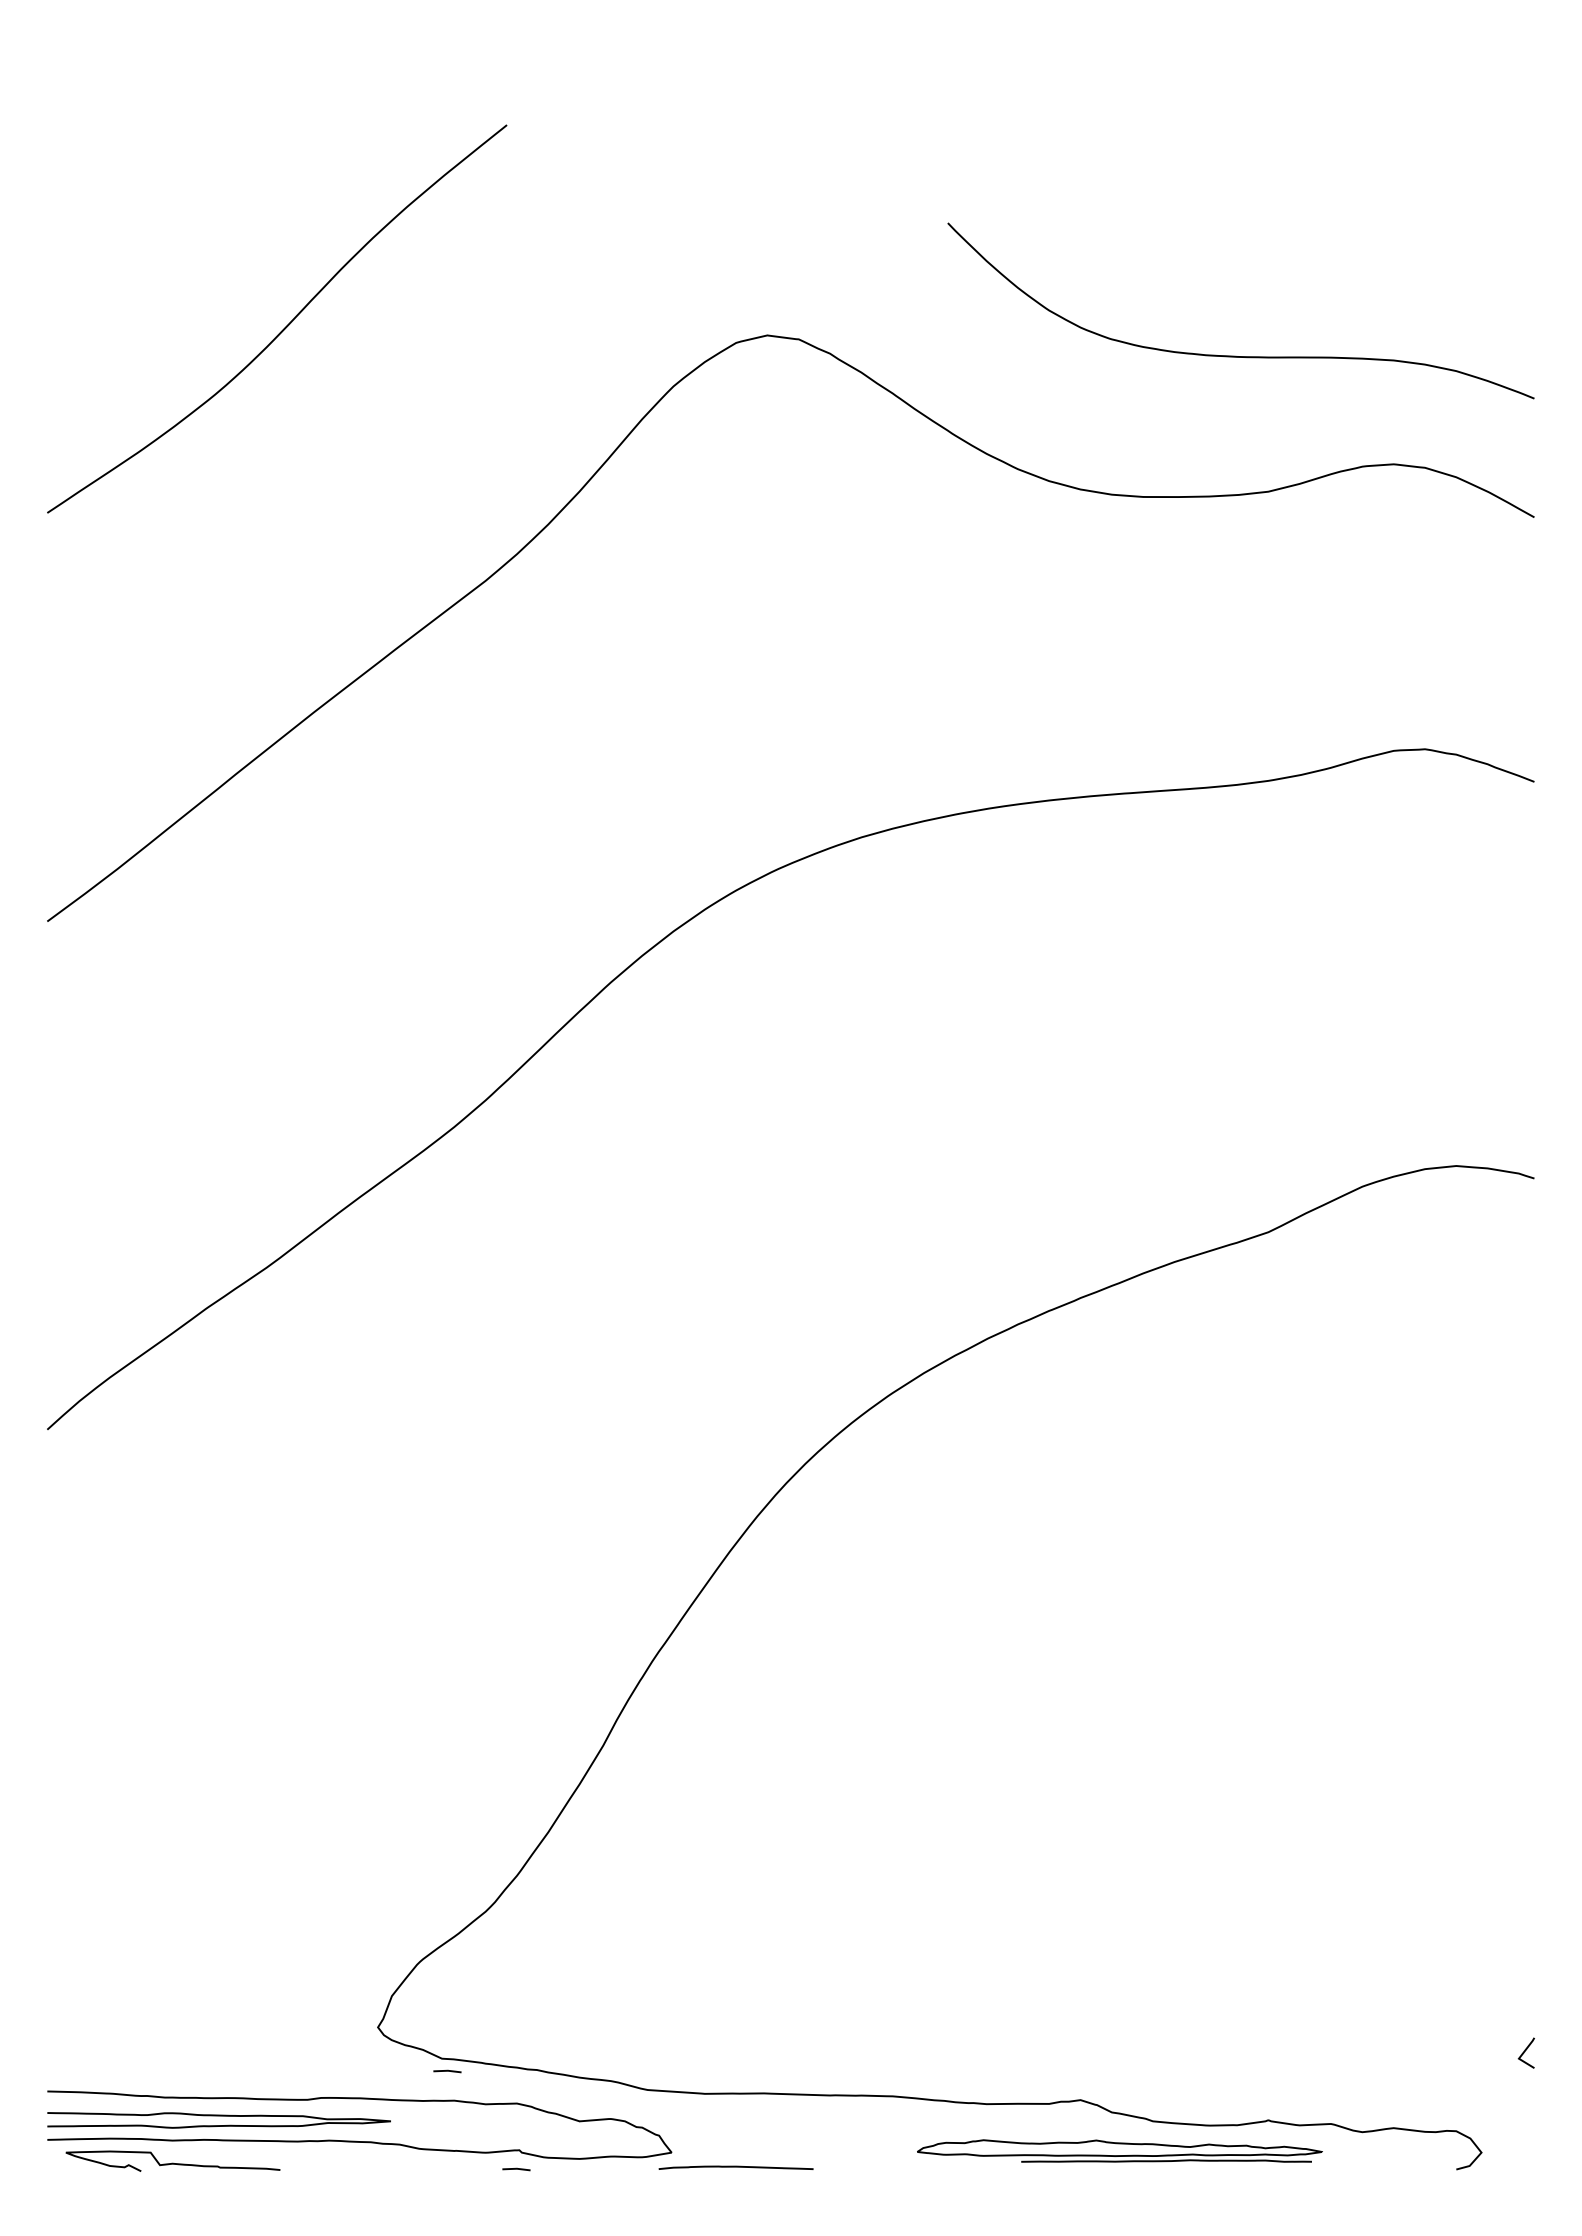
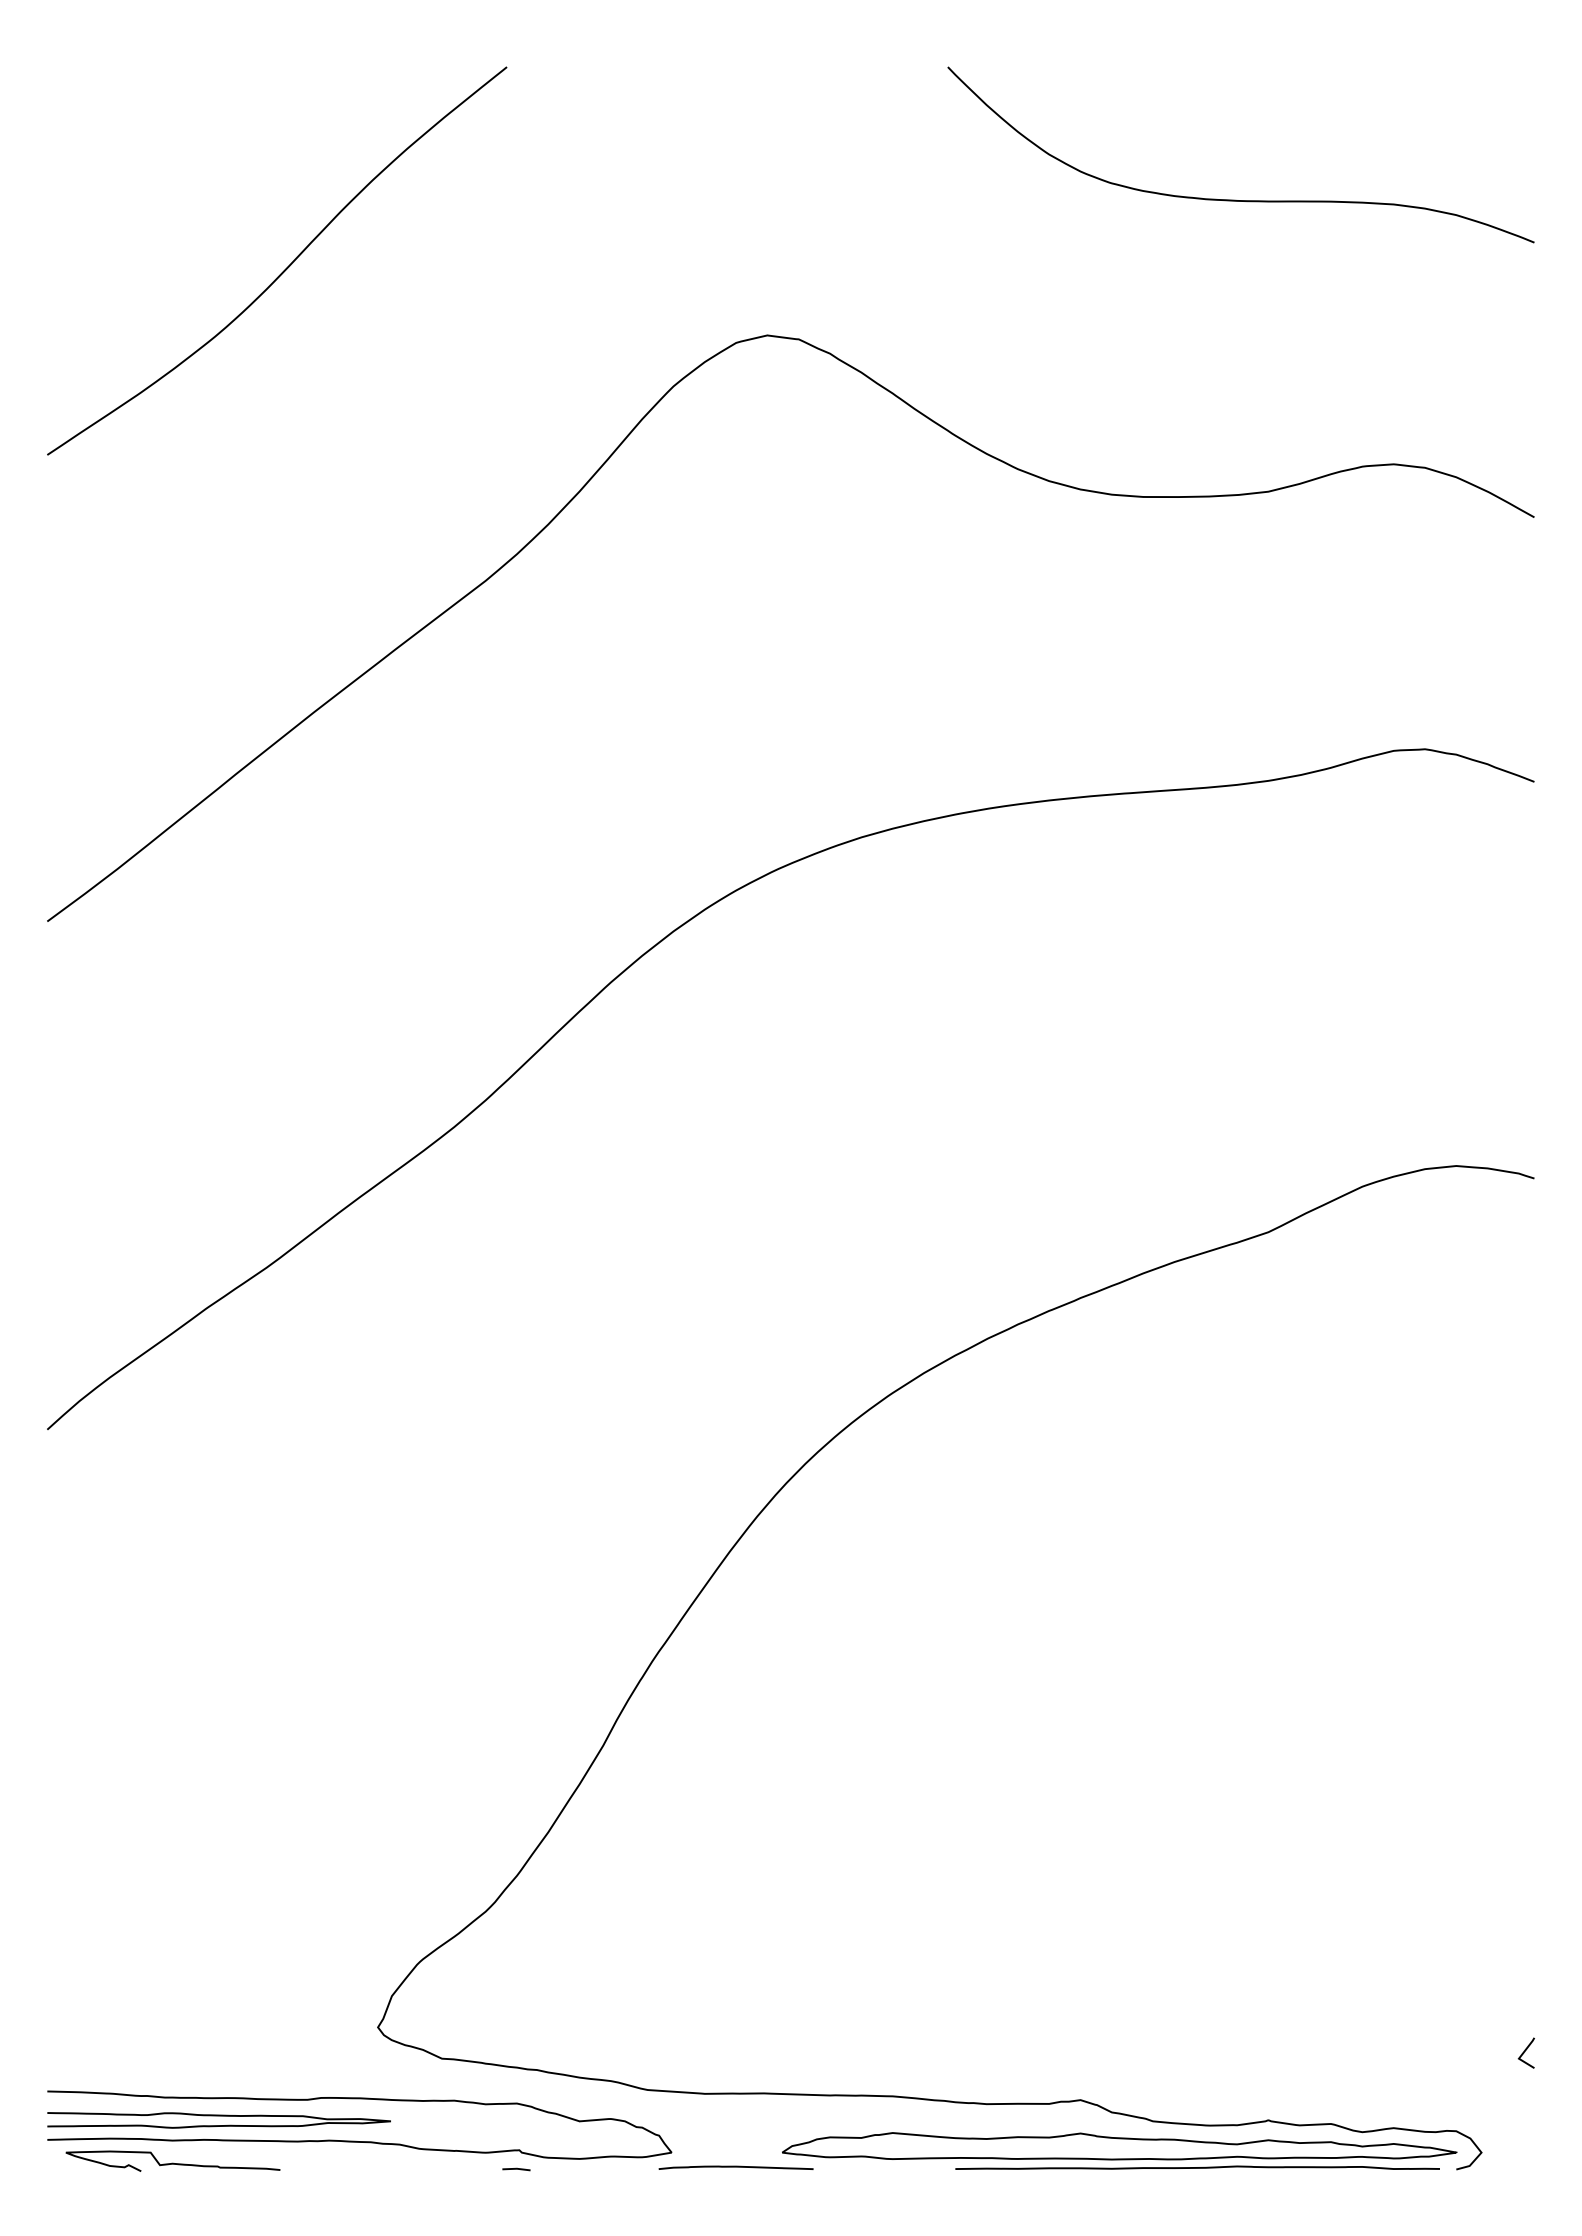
curve position: (285, 326) -> (285, 268) (285, 268)
curve position: (1235, 355) -> (1235, 199) (1235, 199)
line: present -> none (447, 2071)
part size: 406x24 px -> 676x38 px (1119, 2150)
